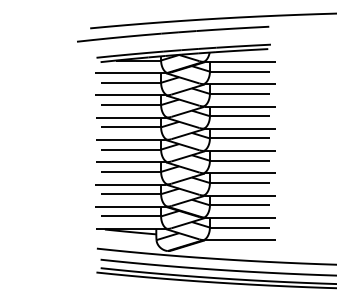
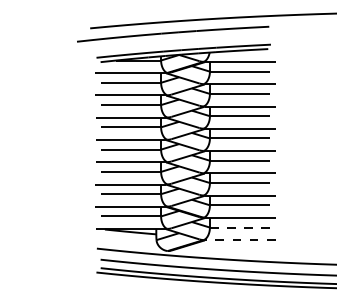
line: solid -> dashed (240, 227)
line: solid -> dashed (239, 240)
